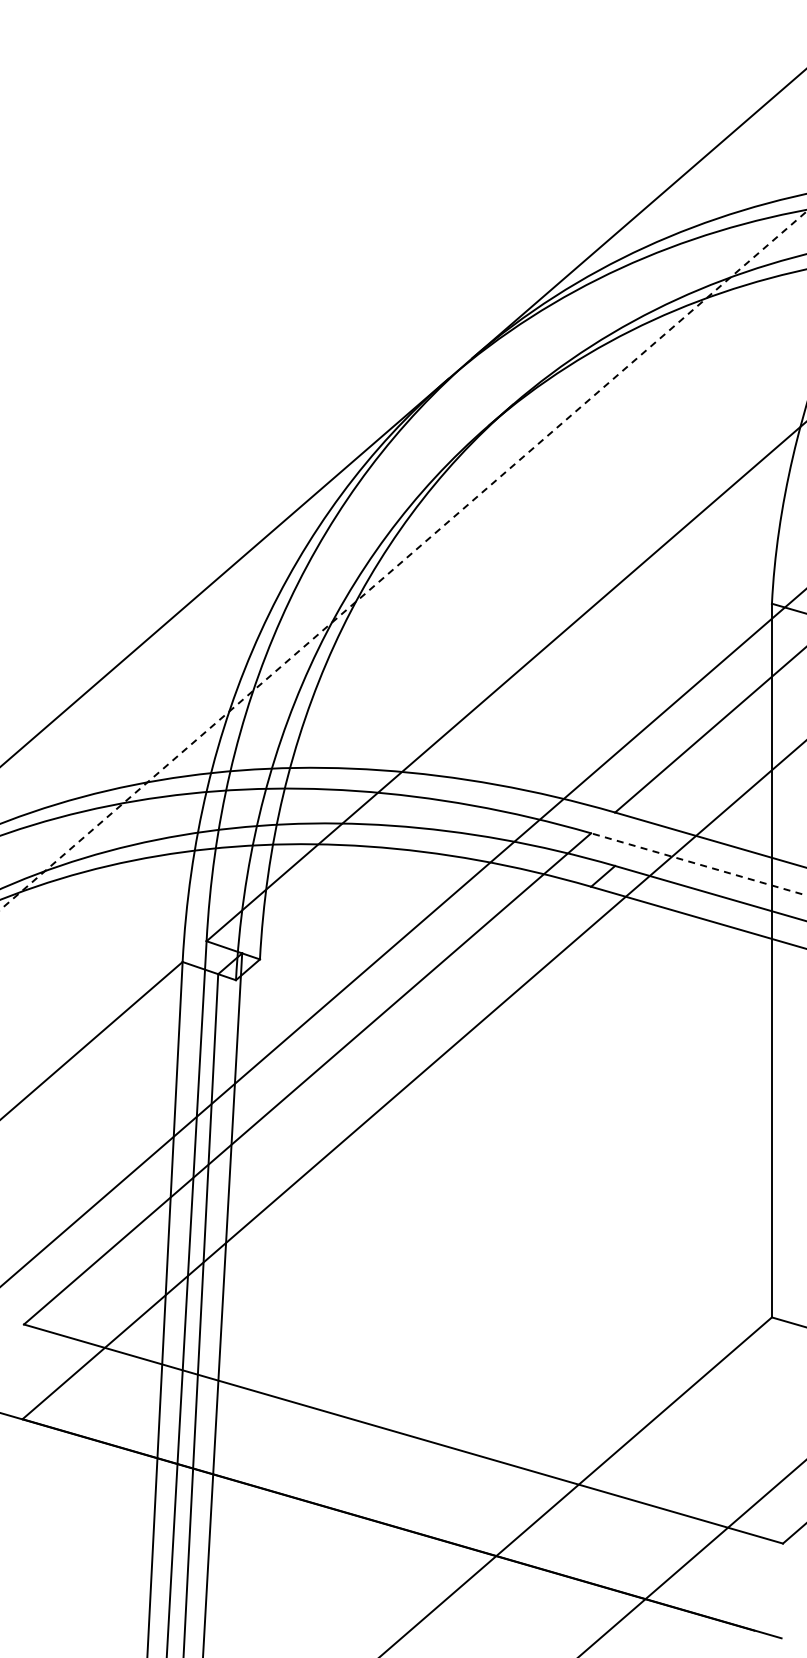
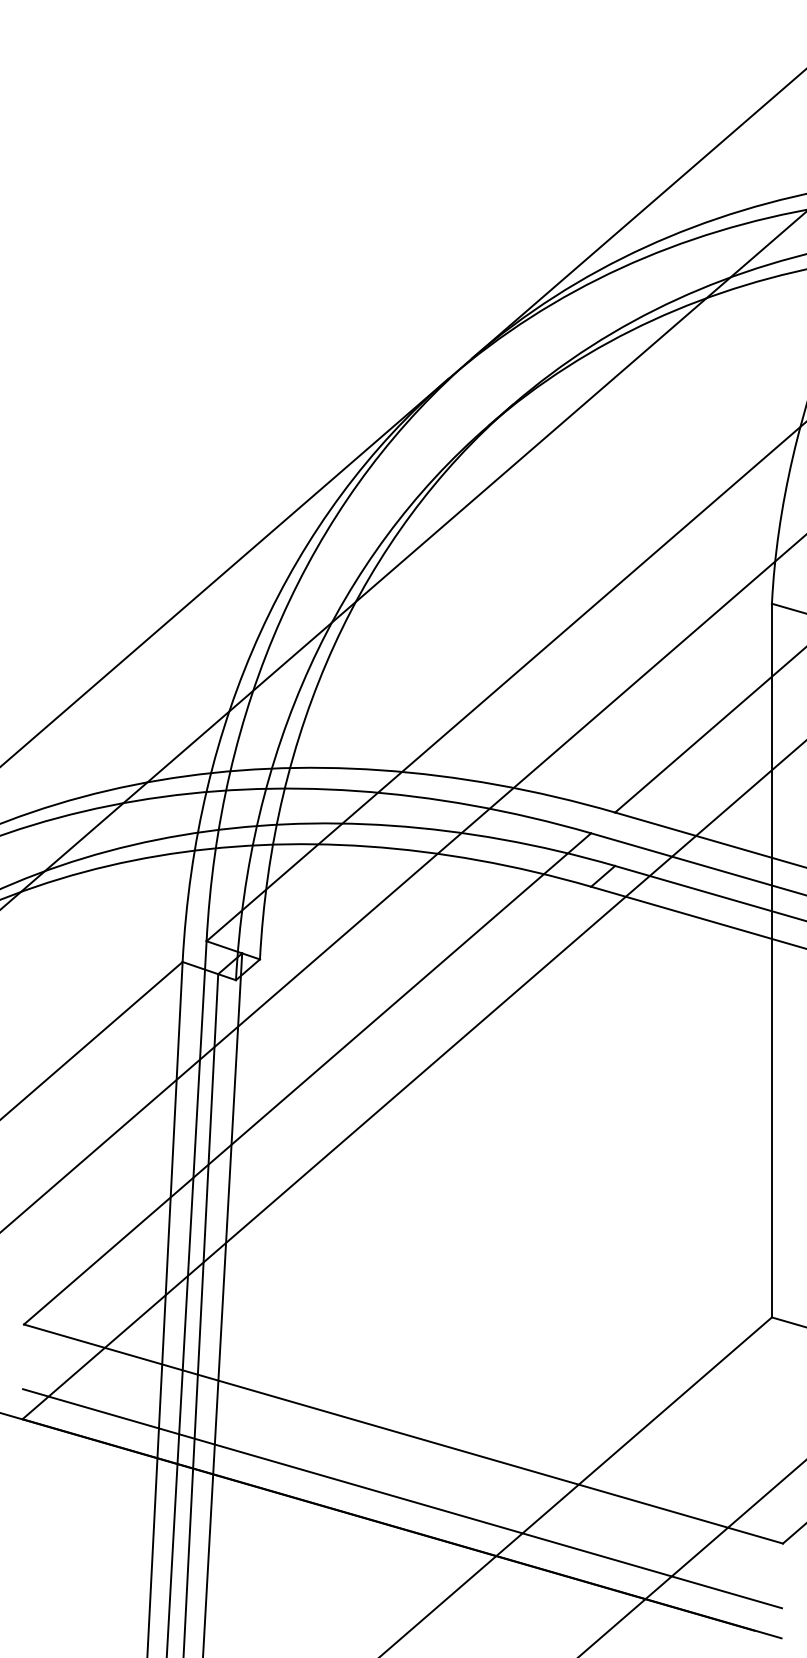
line: dashed -> solid (403, 560)
line: dashed -> solid (698, 864)
line position: (402, 938) -> (402, 883) (402, 883)
line: none -> present (402, 1498)
